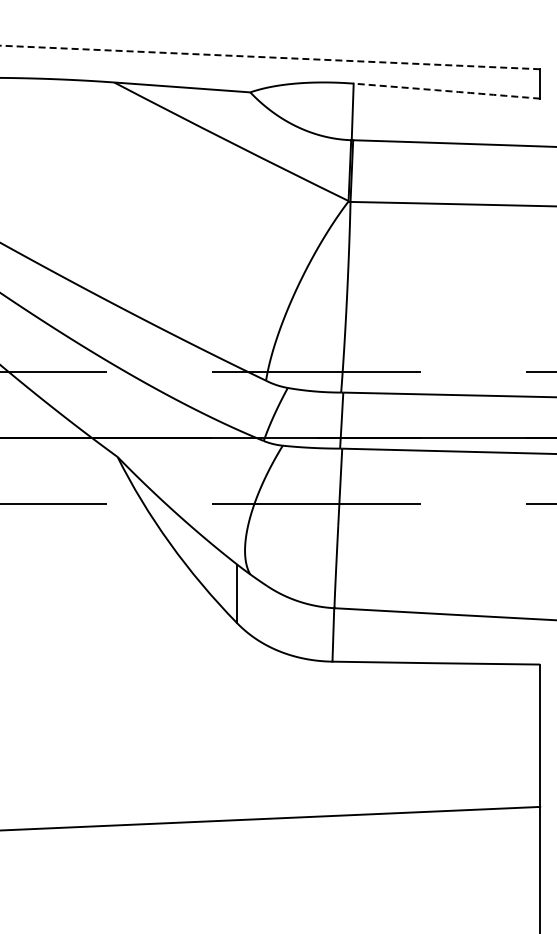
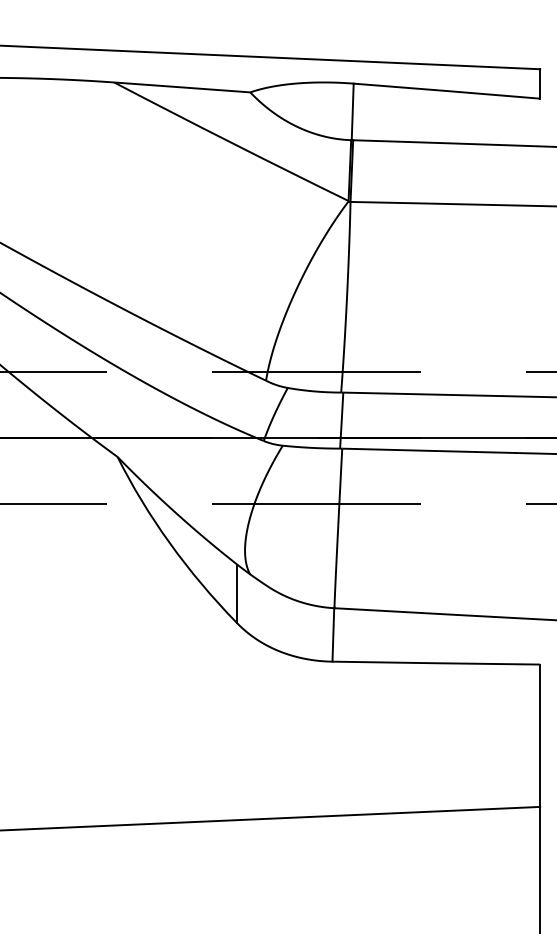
line: dashed -> solid (270, 57)
arc: dashed -> solid (446, 91)
